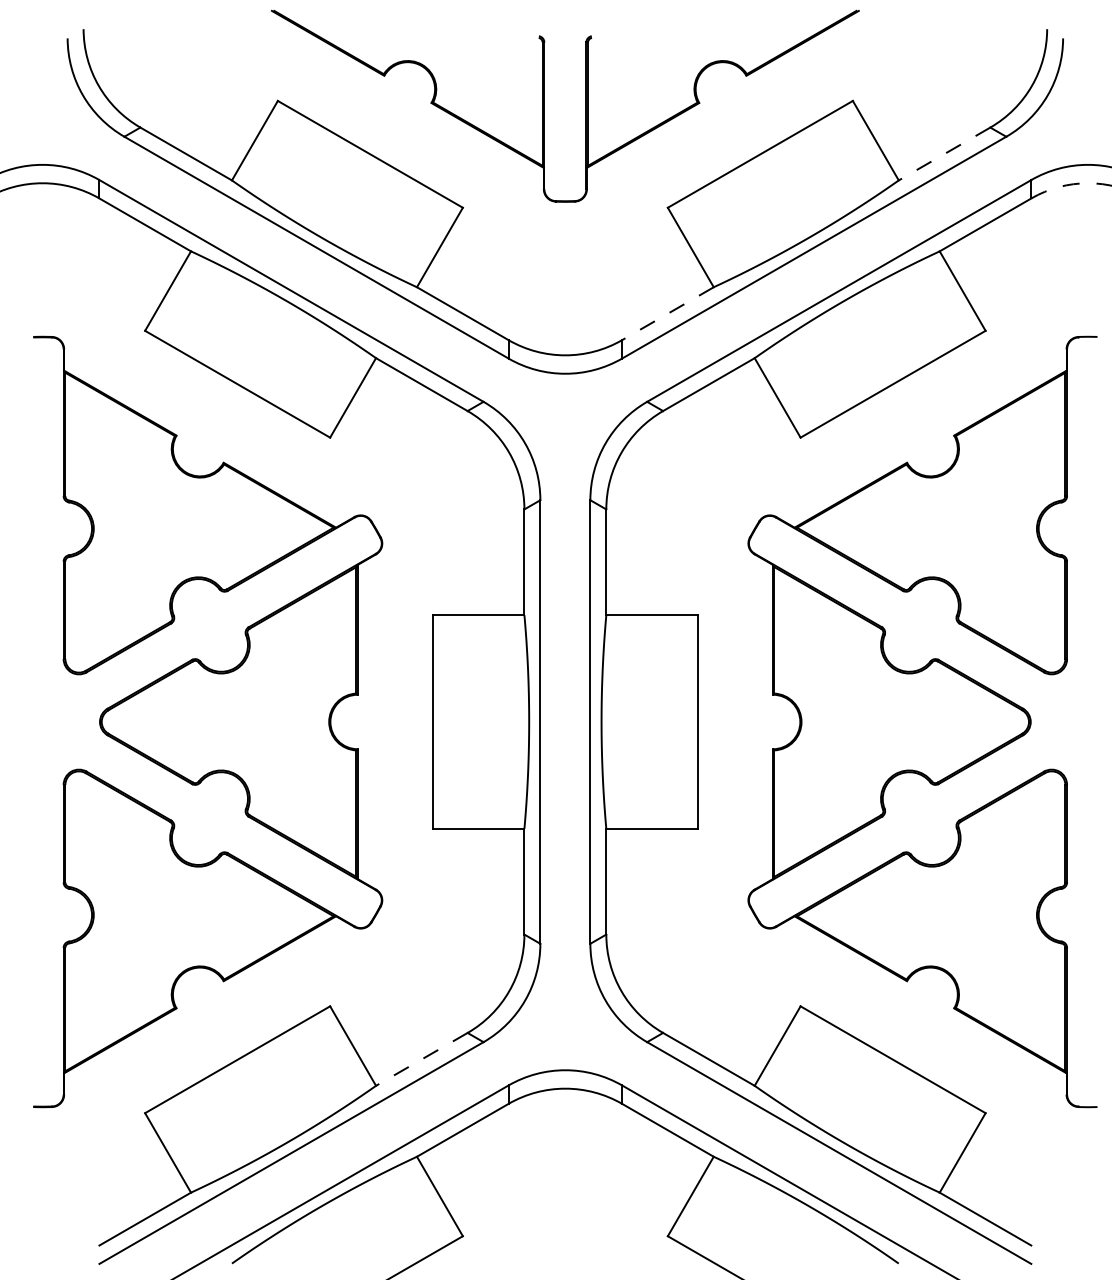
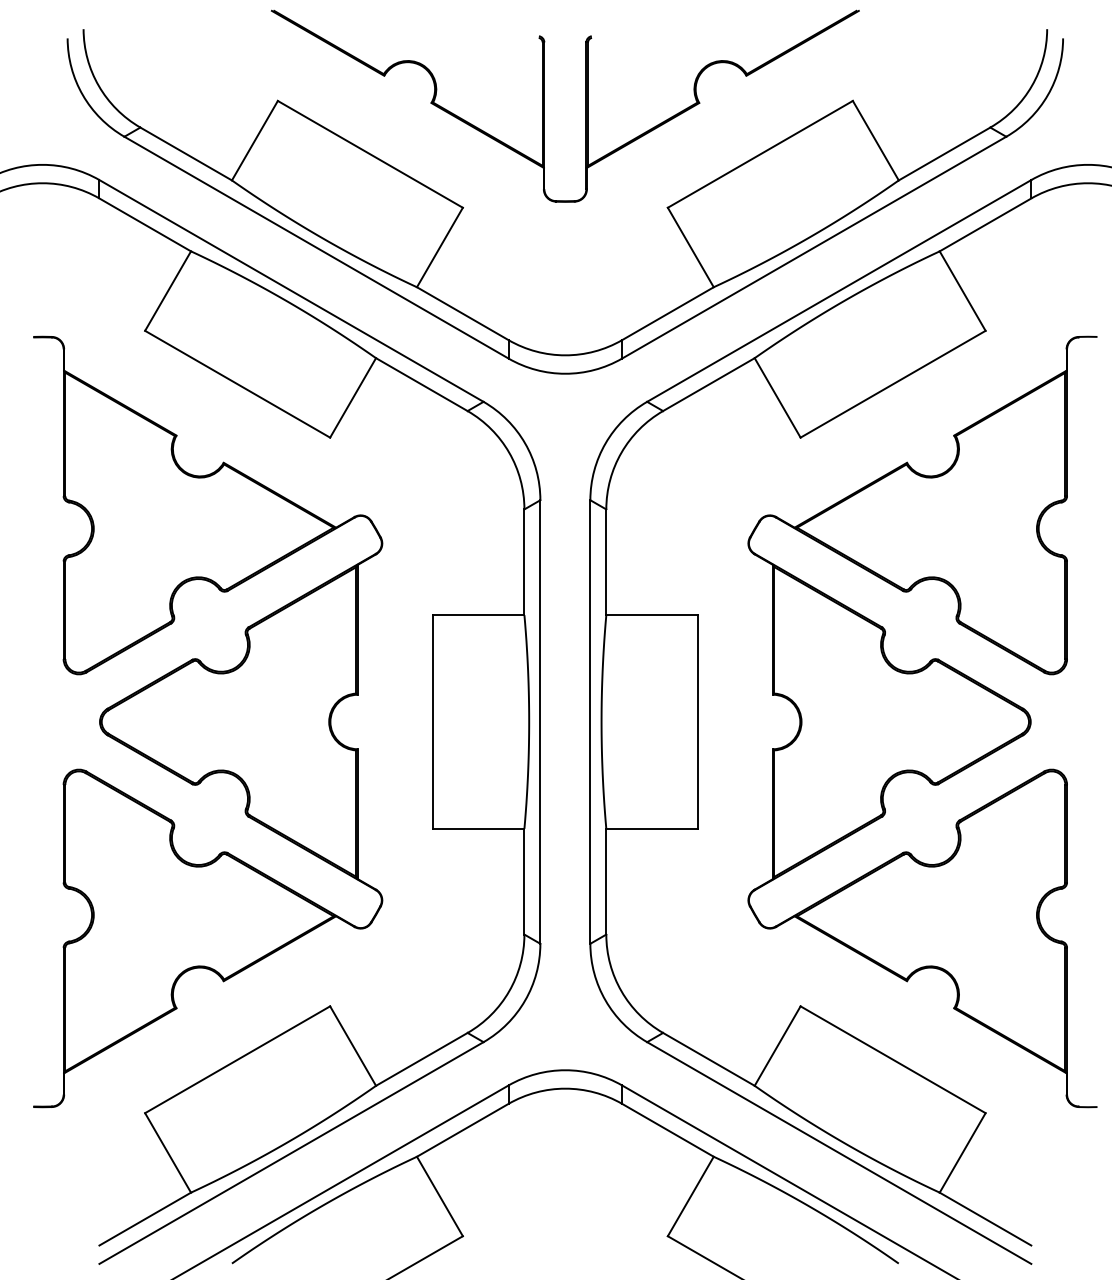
line: dashed -> solid (944, 154)
arc: dashed -> solid (1070, 184)
line: dashed -> solid (667, 313)
line: dashed -> solid (421, 1059)
